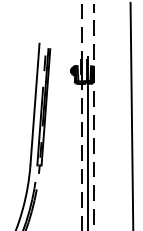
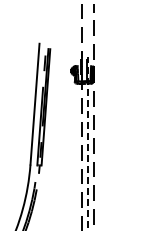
line: present -> none (131, 114)
line: solid -> dashed (87, 144)
